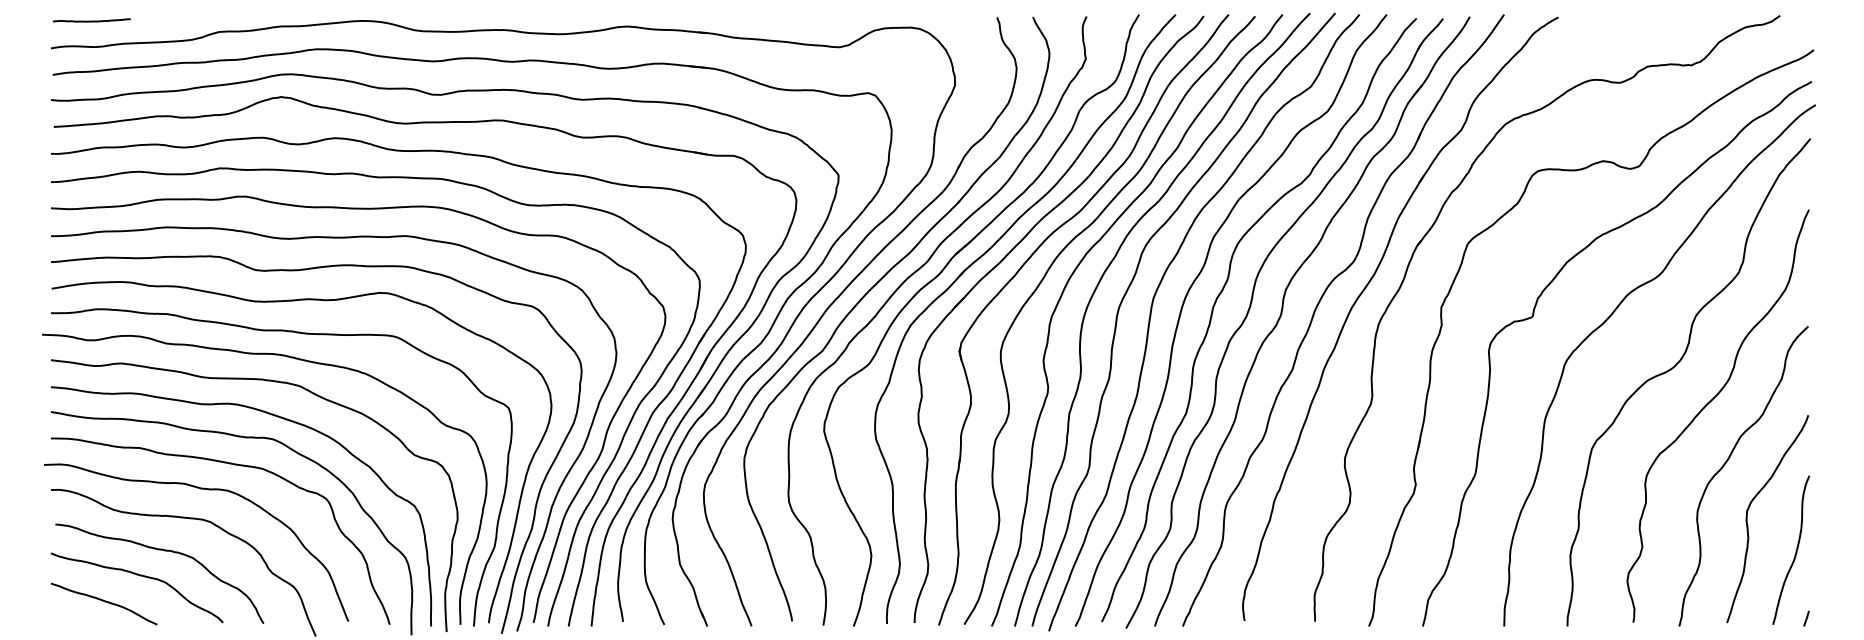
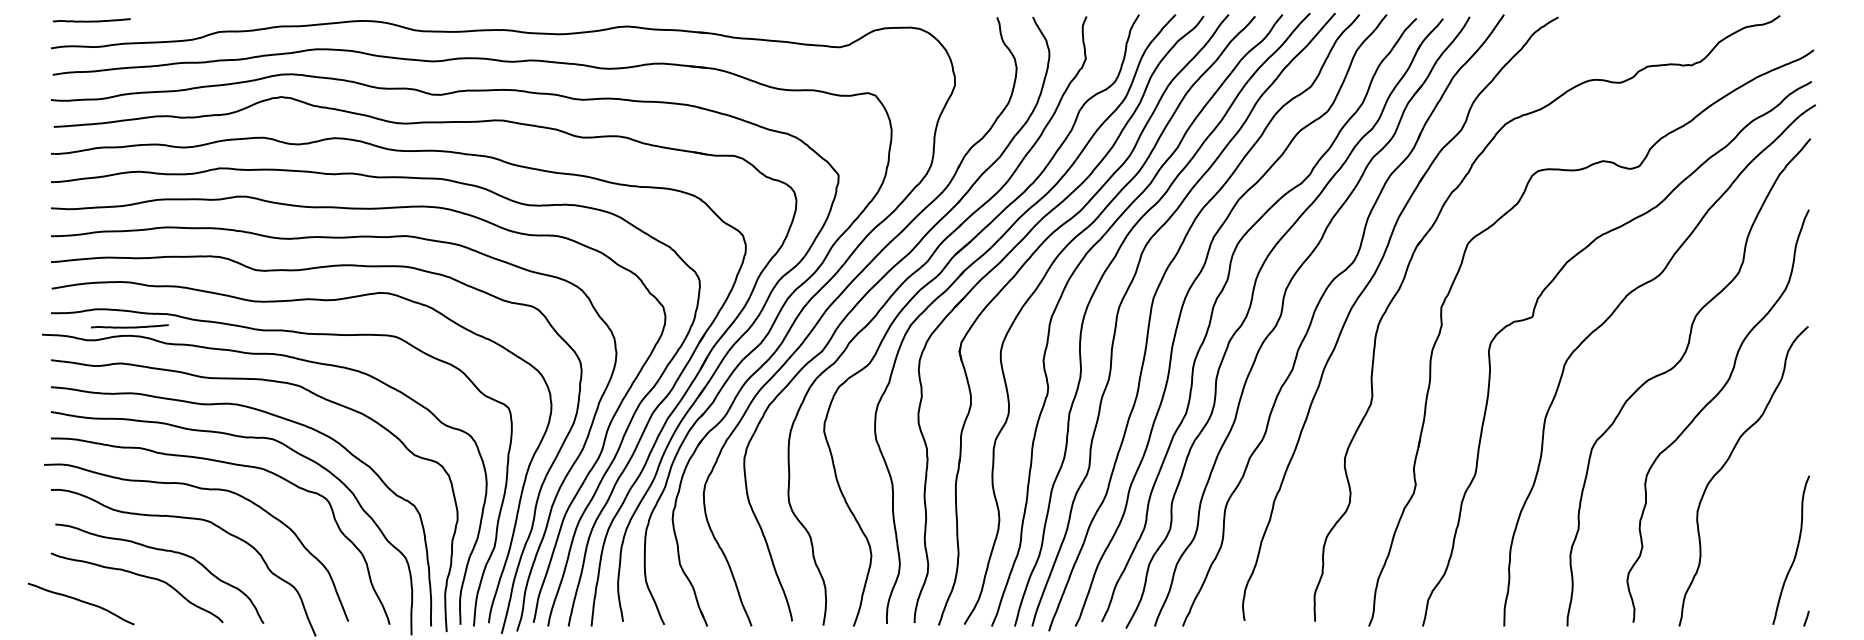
line: none -> present (129, 326)
curve: present -> none (1748, 525)
curve position: (104, 602) -> (81, 602) (81, 602)
